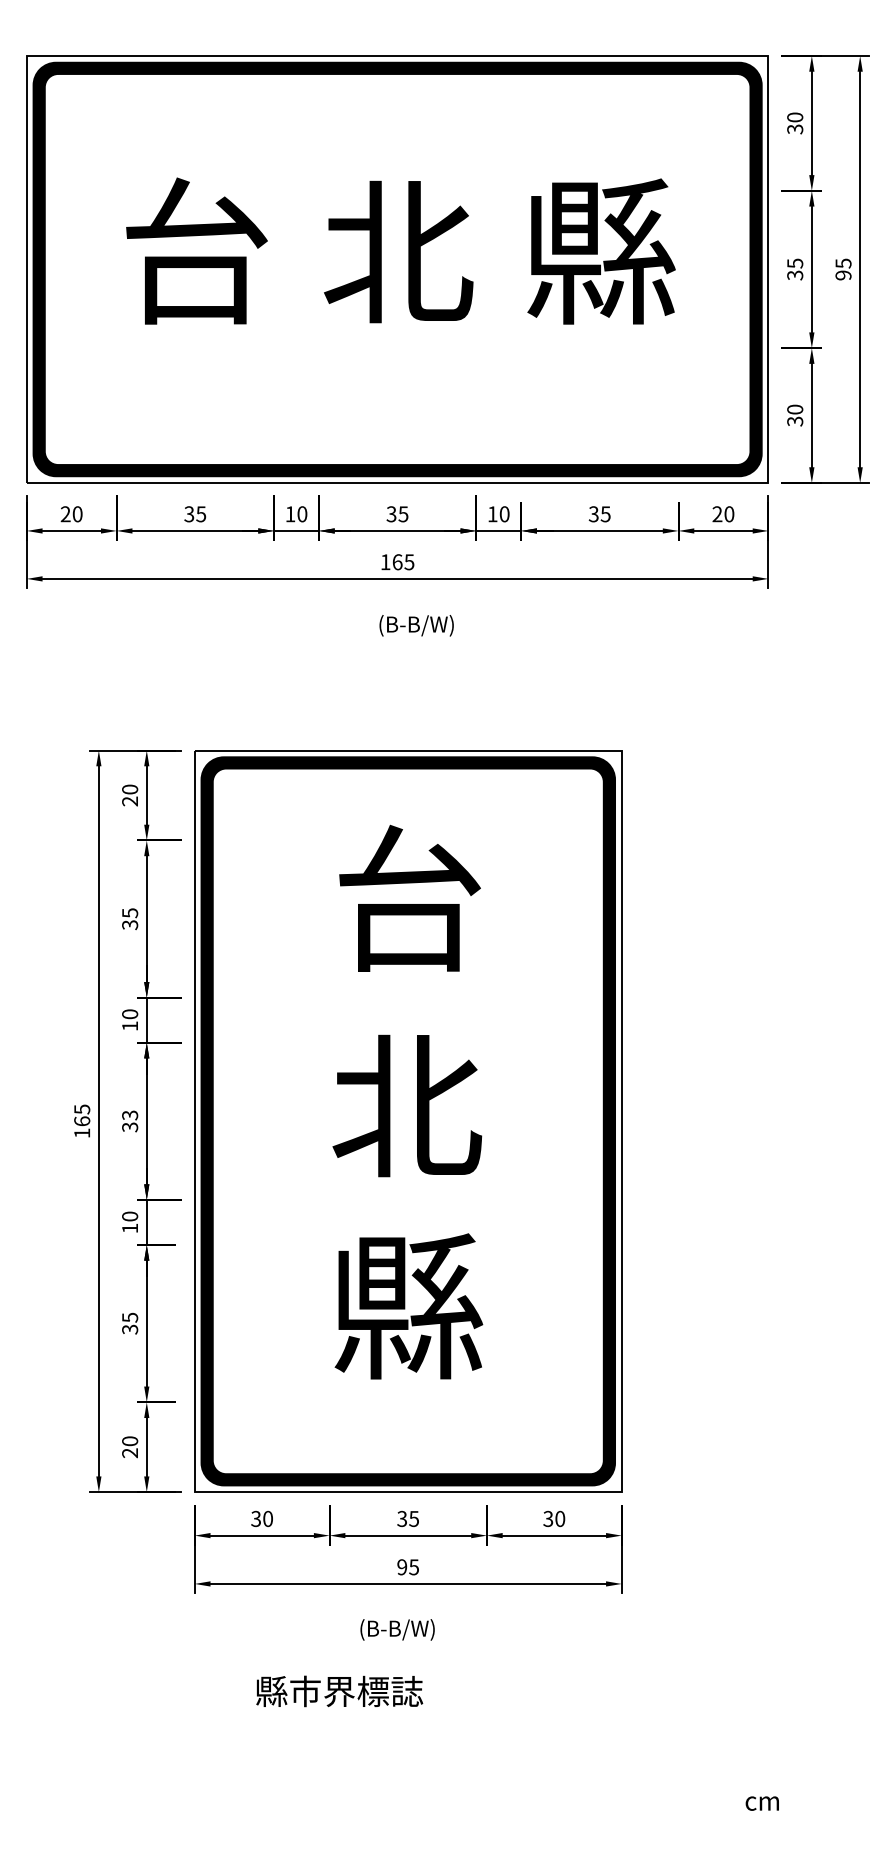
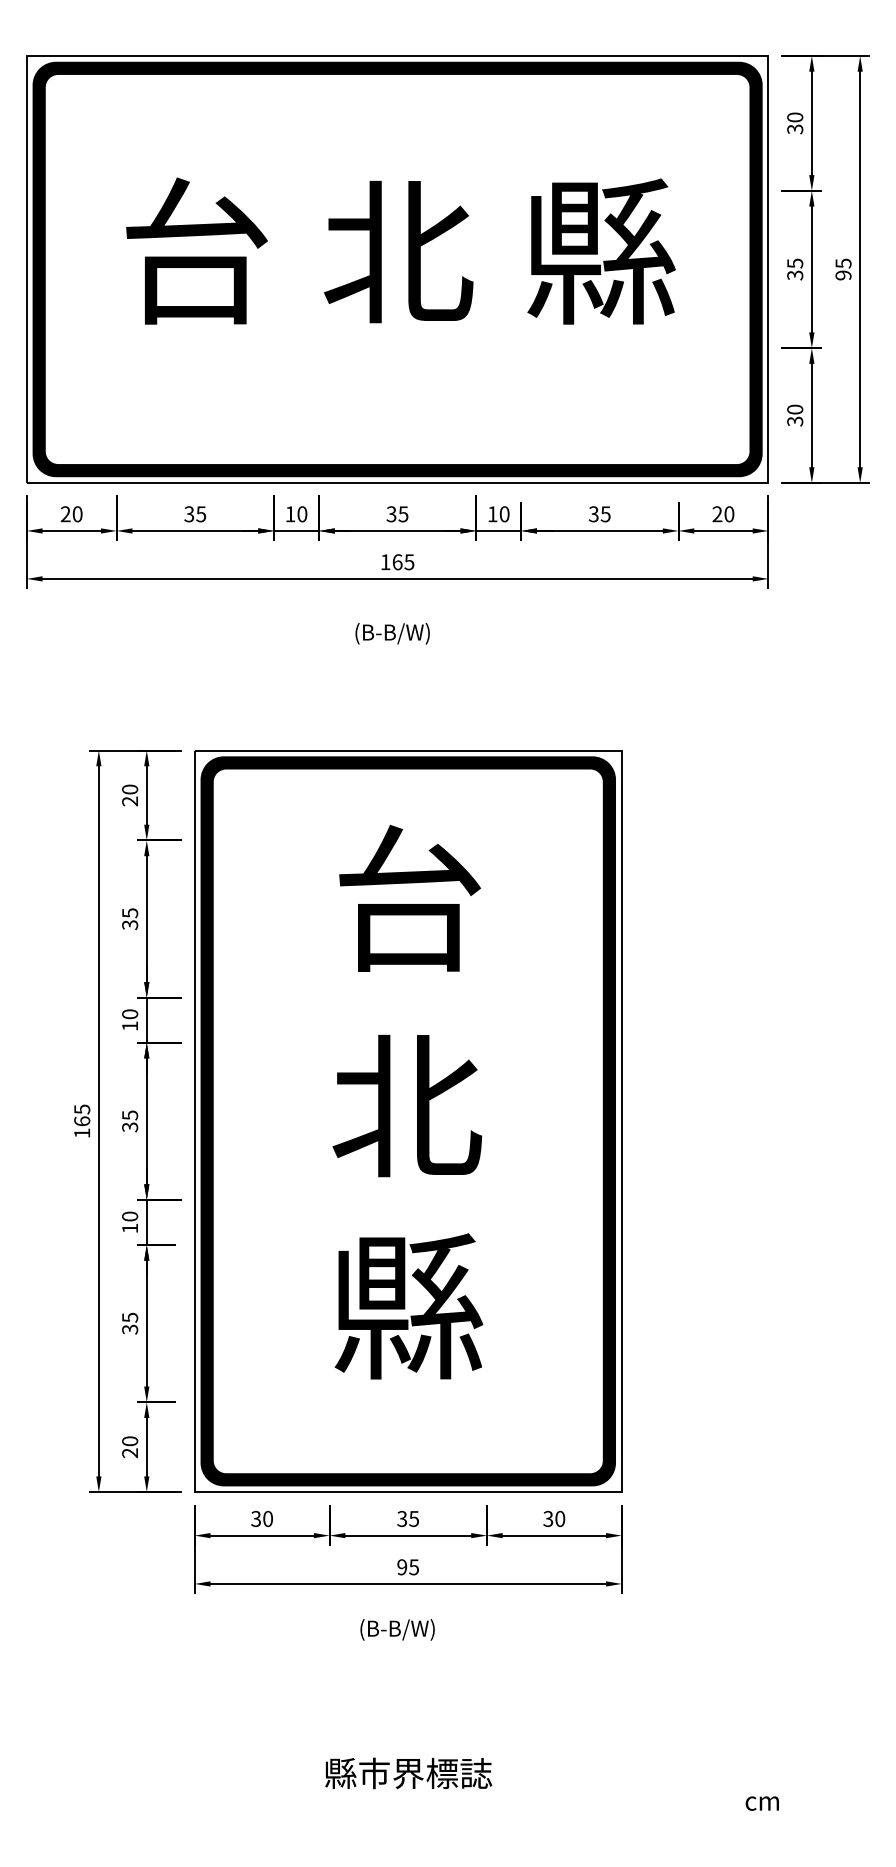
text position: (416, 625) -> (392, 633) (392, 633)
text: 33 -> 35 (129, 1114)
text position: (339, 1691) -> (408, 1773) (408, 1773)
